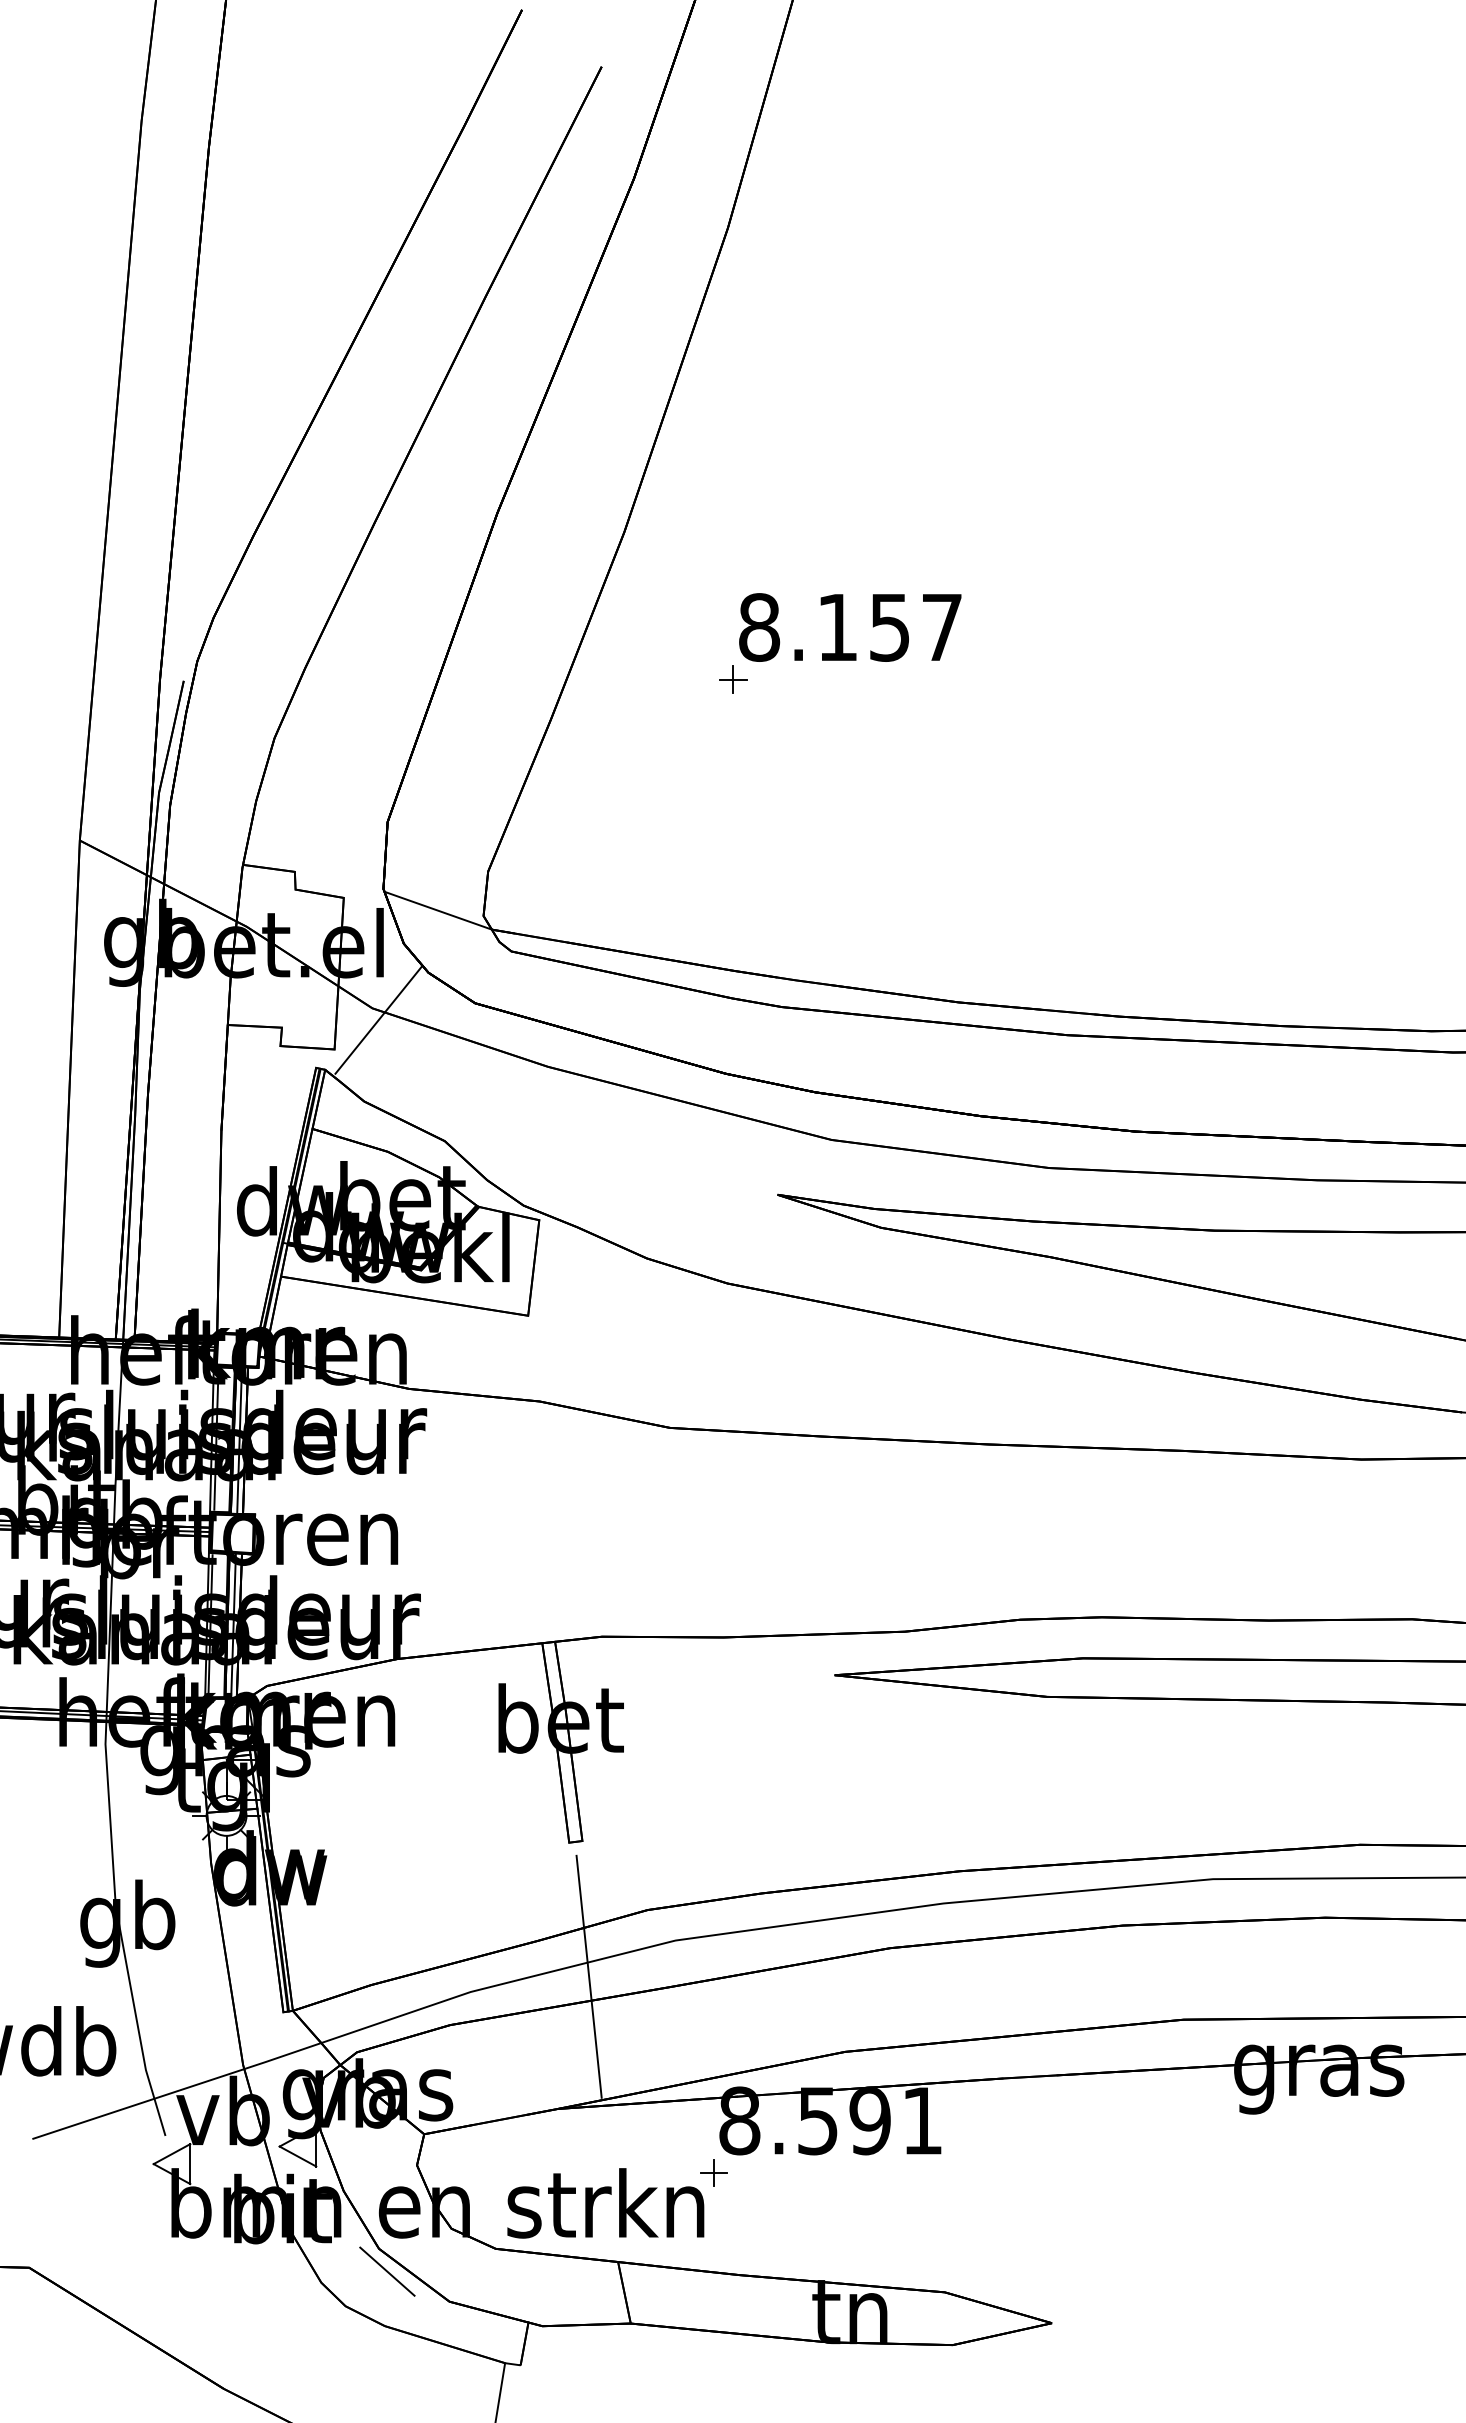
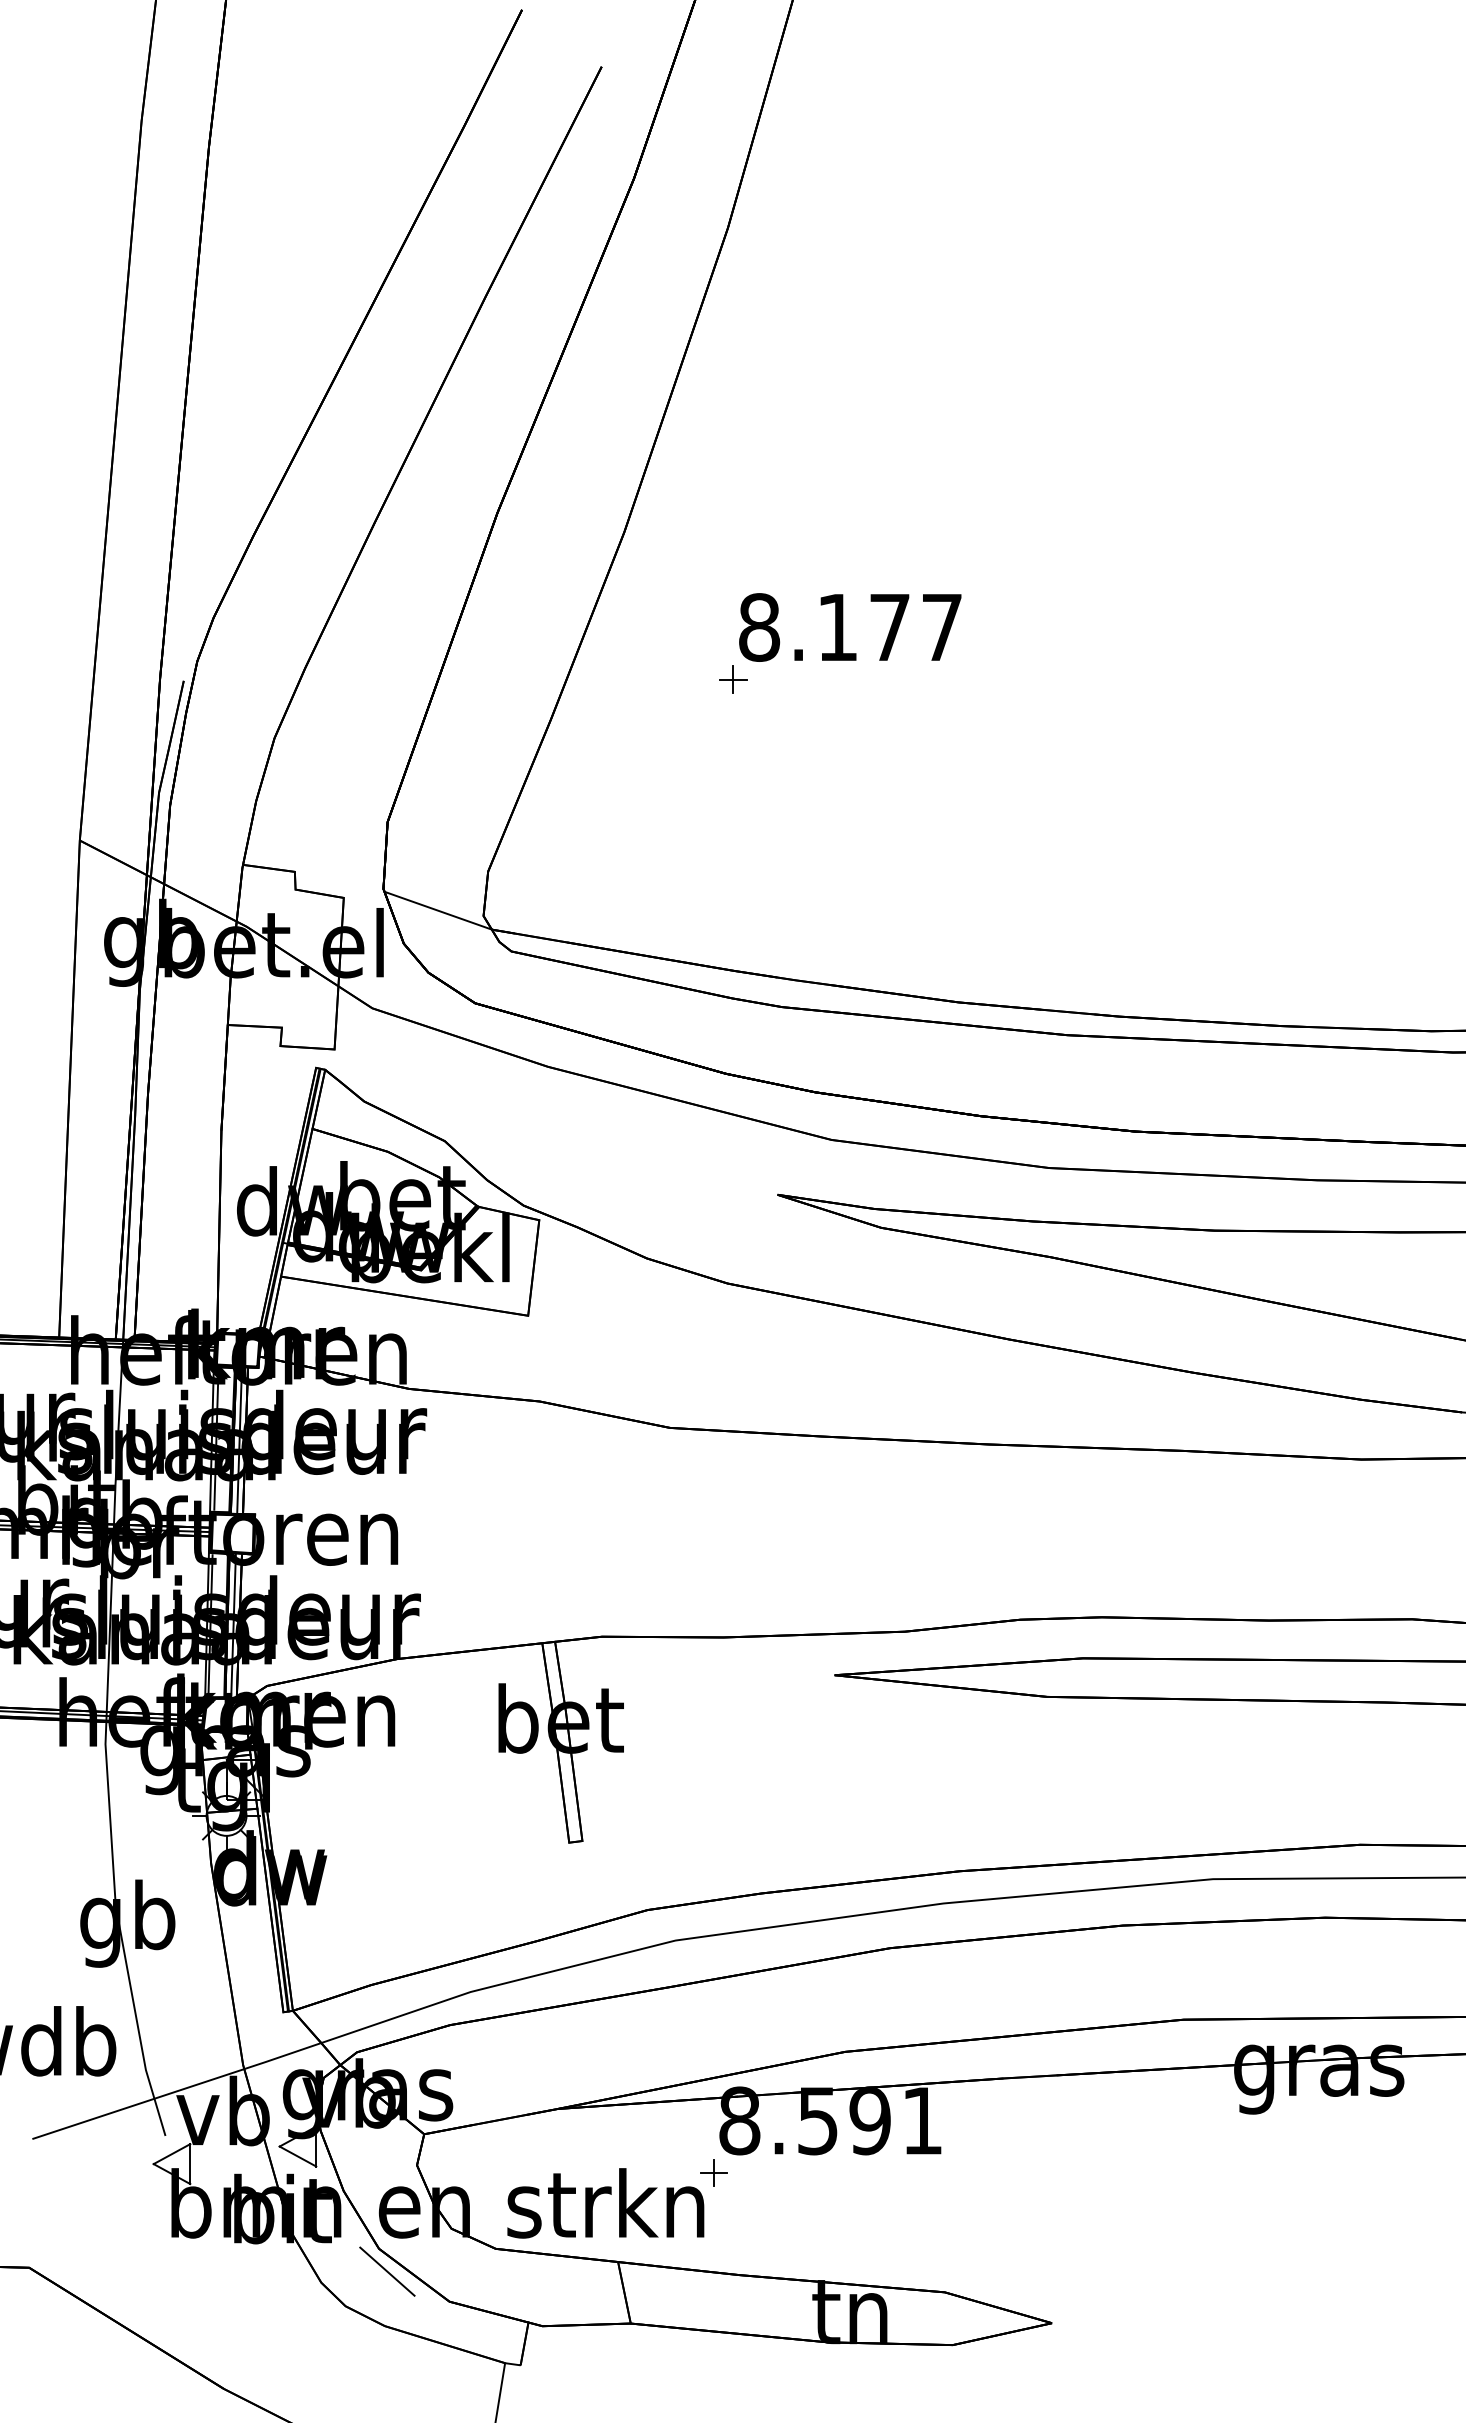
text: 8.157 -> 8.177 (889, 627)
line: present -> none (378, 1019)
line: present -> none (588, 1976)
